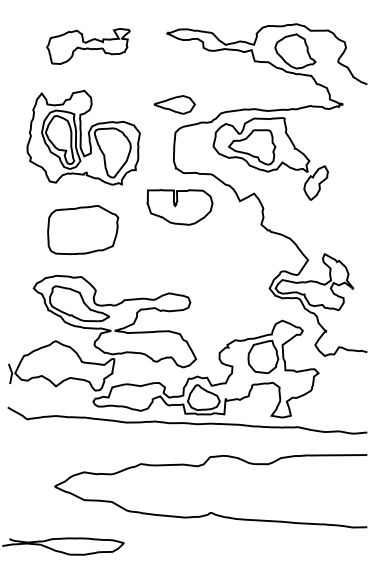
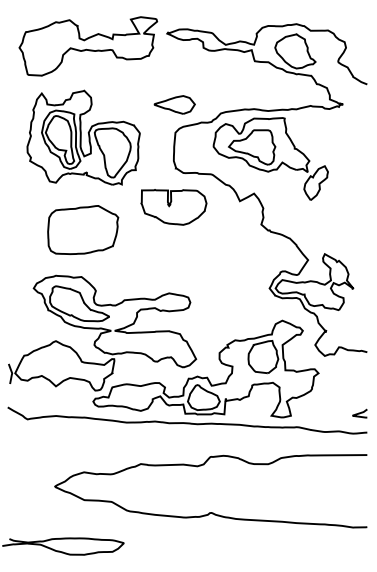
part size: 85x37 px -> 141x61 px (88, 46)
part position: (179, 207) -> (173, 207) (173, 207)
curve: none -> present (359, 413)
